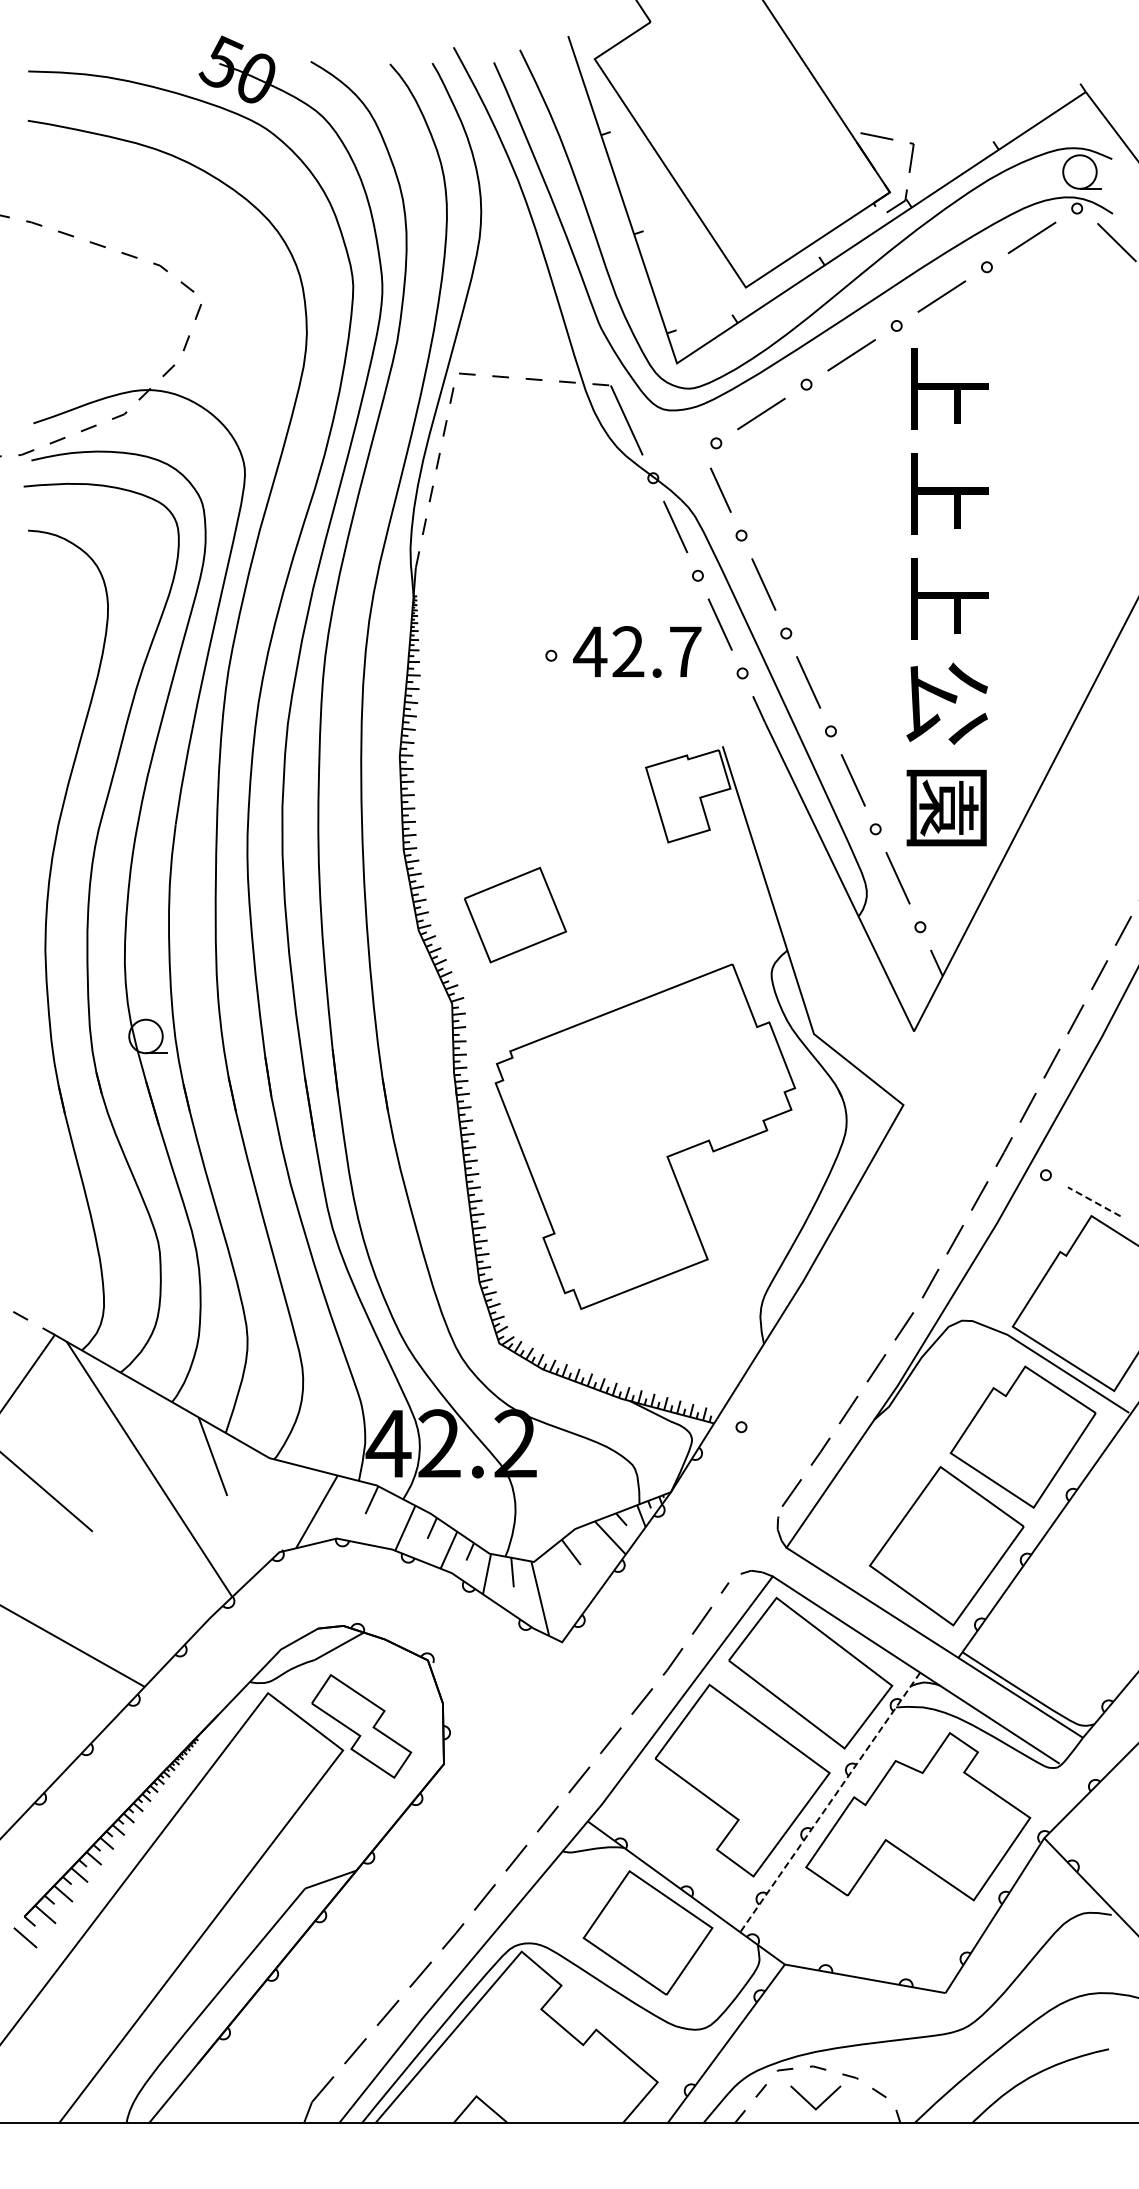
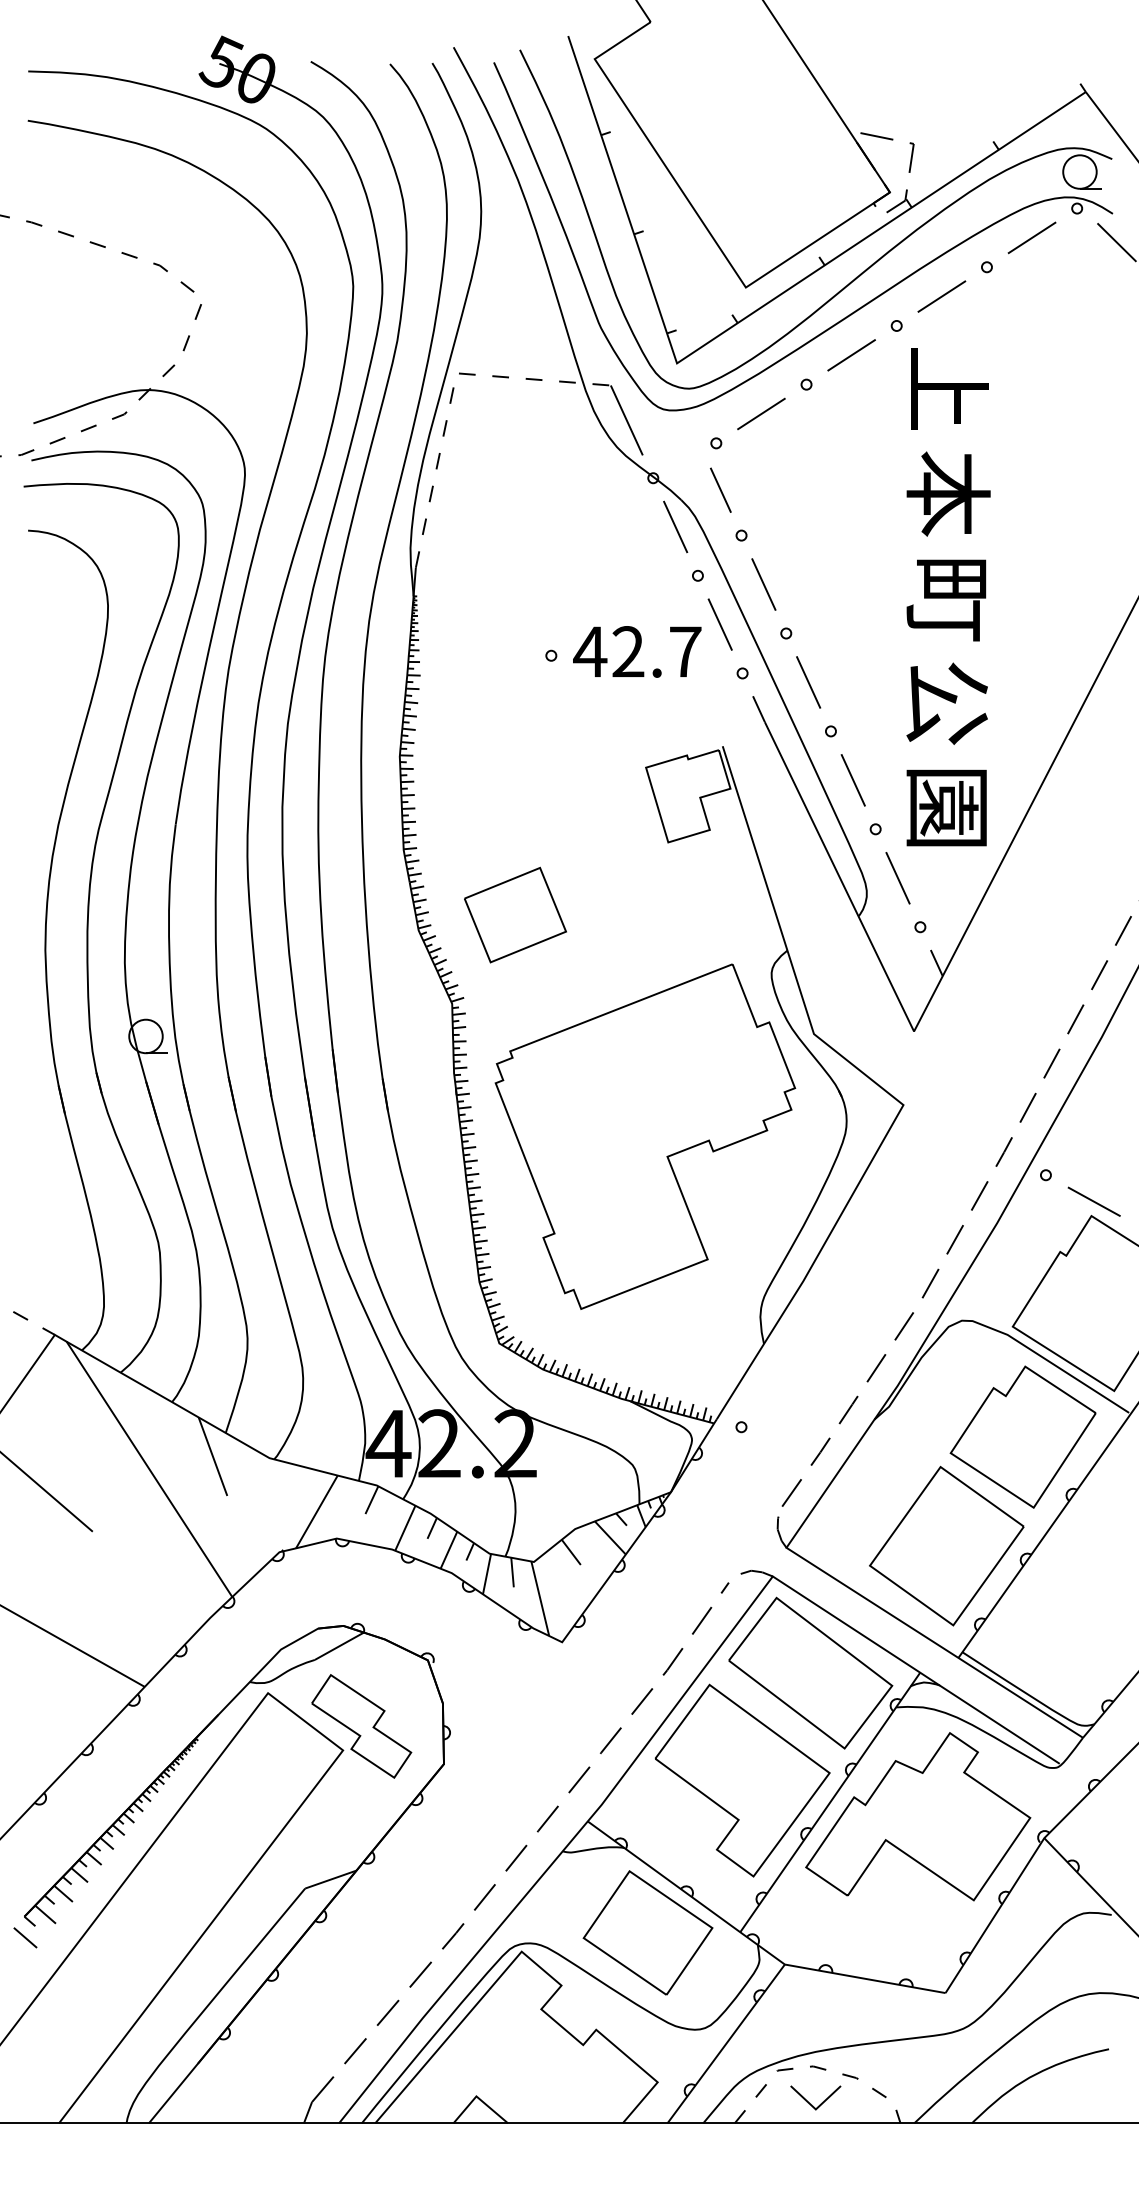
text: 上 -> 本 (948, 493)
text: 上 -> 町 (947, 599)
line: dashed -> solid (1093, 1201)
line: dashed -> solid (830, 1801)
